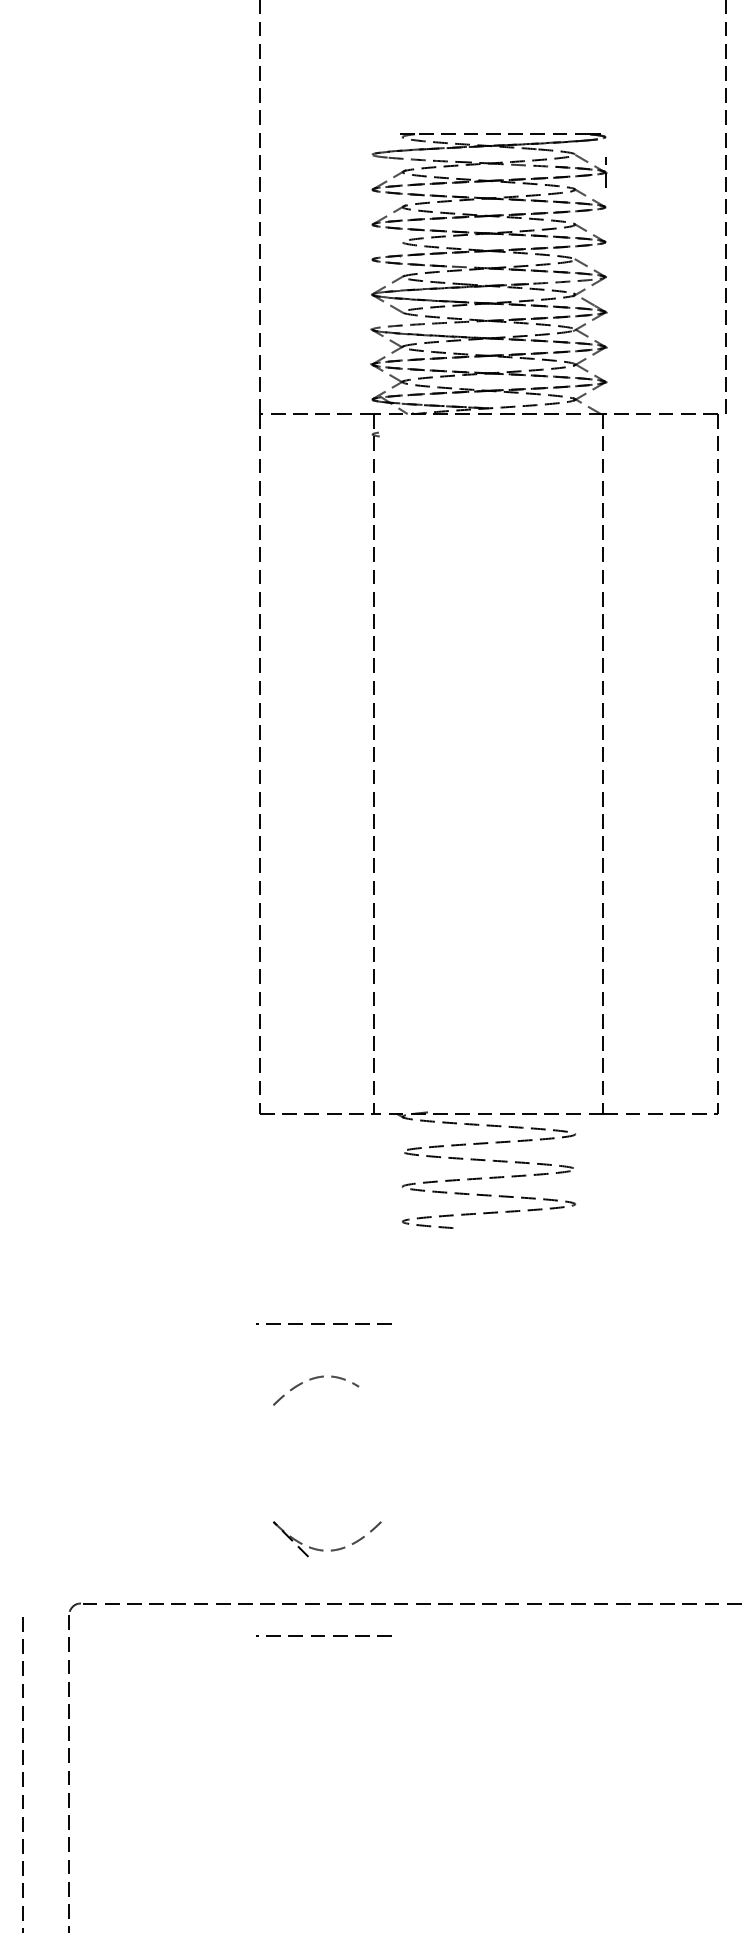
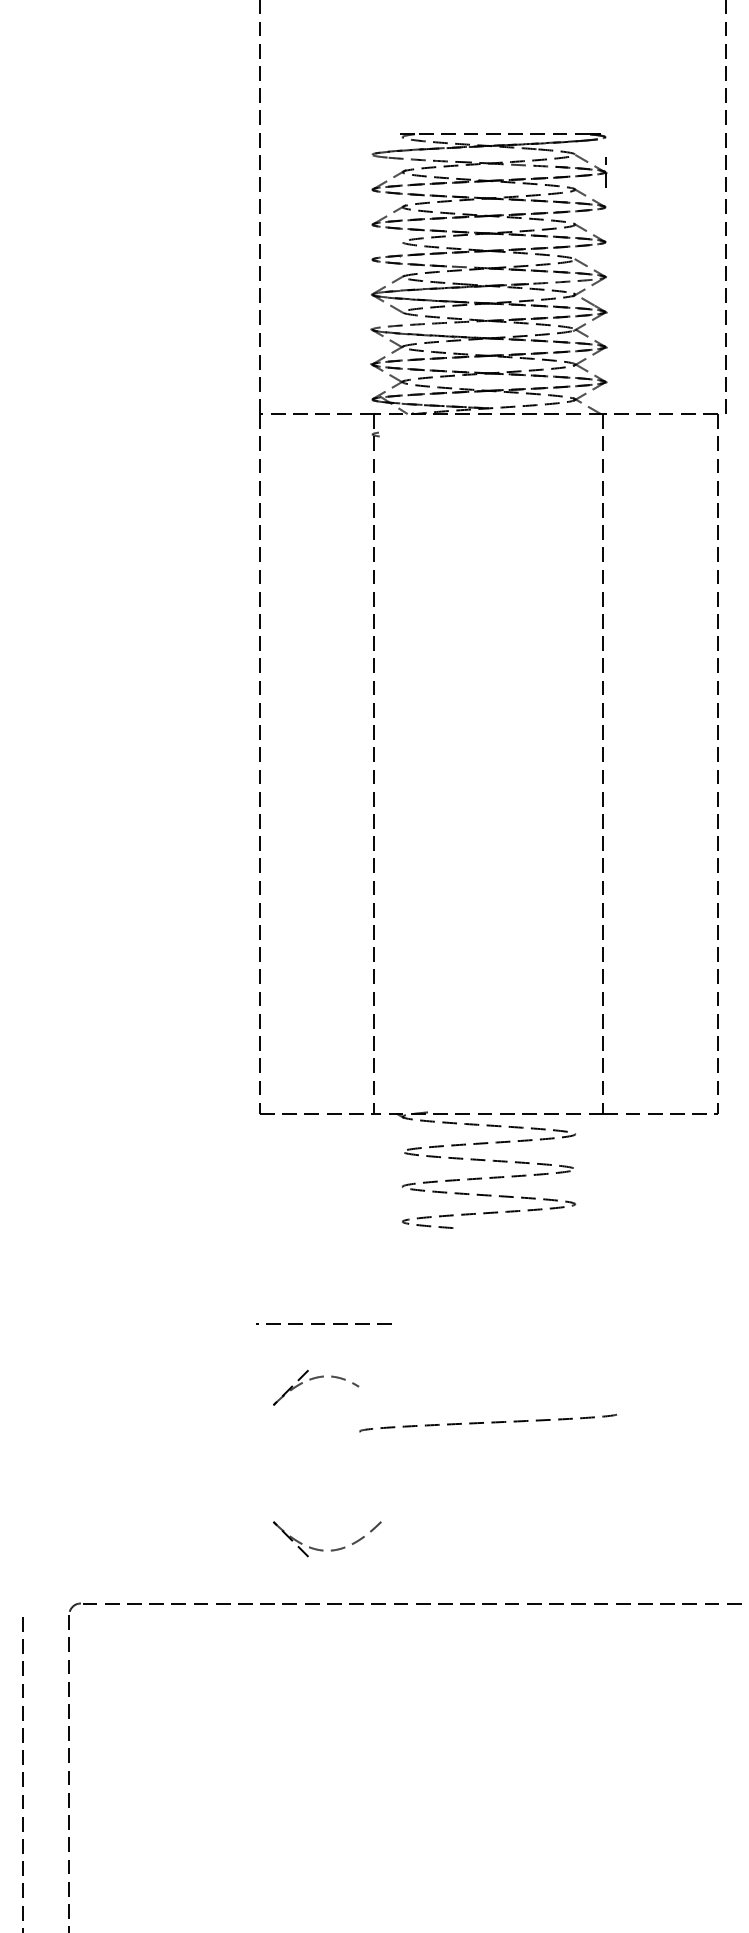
line: none -> present (290, 1387)
curve: none -> present (483, 1422)
line: present -> none (323, 1635)
